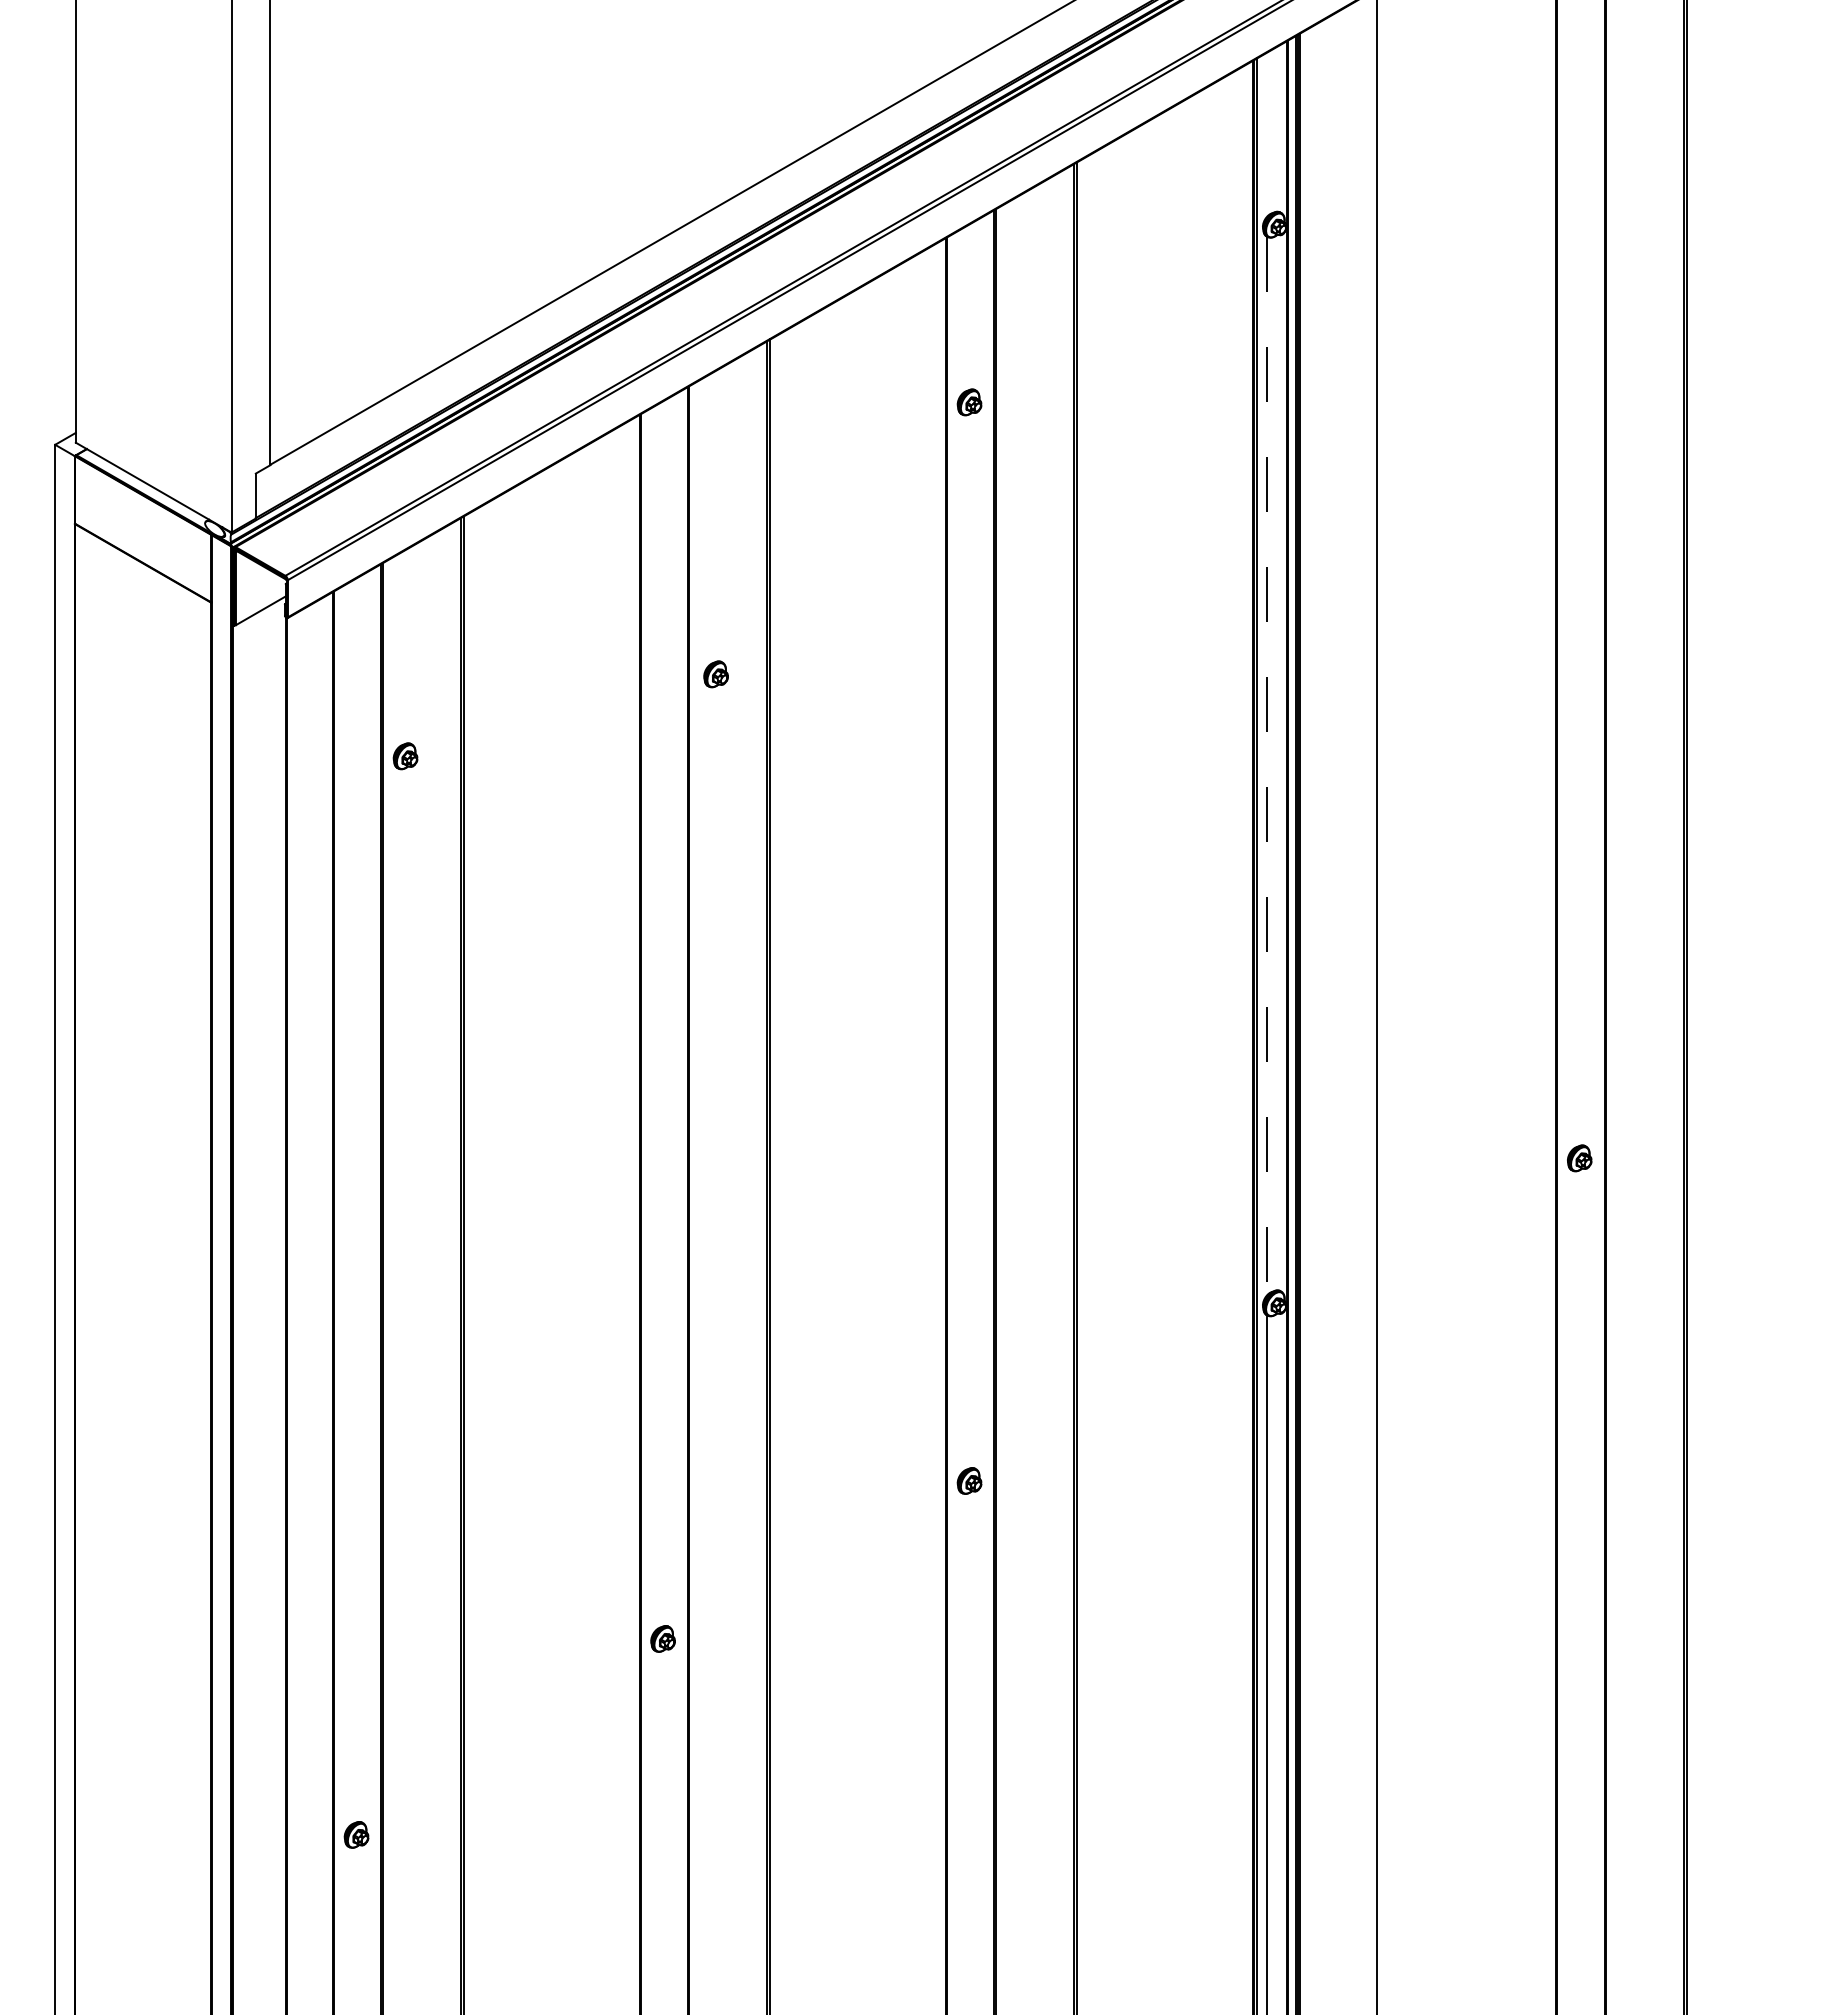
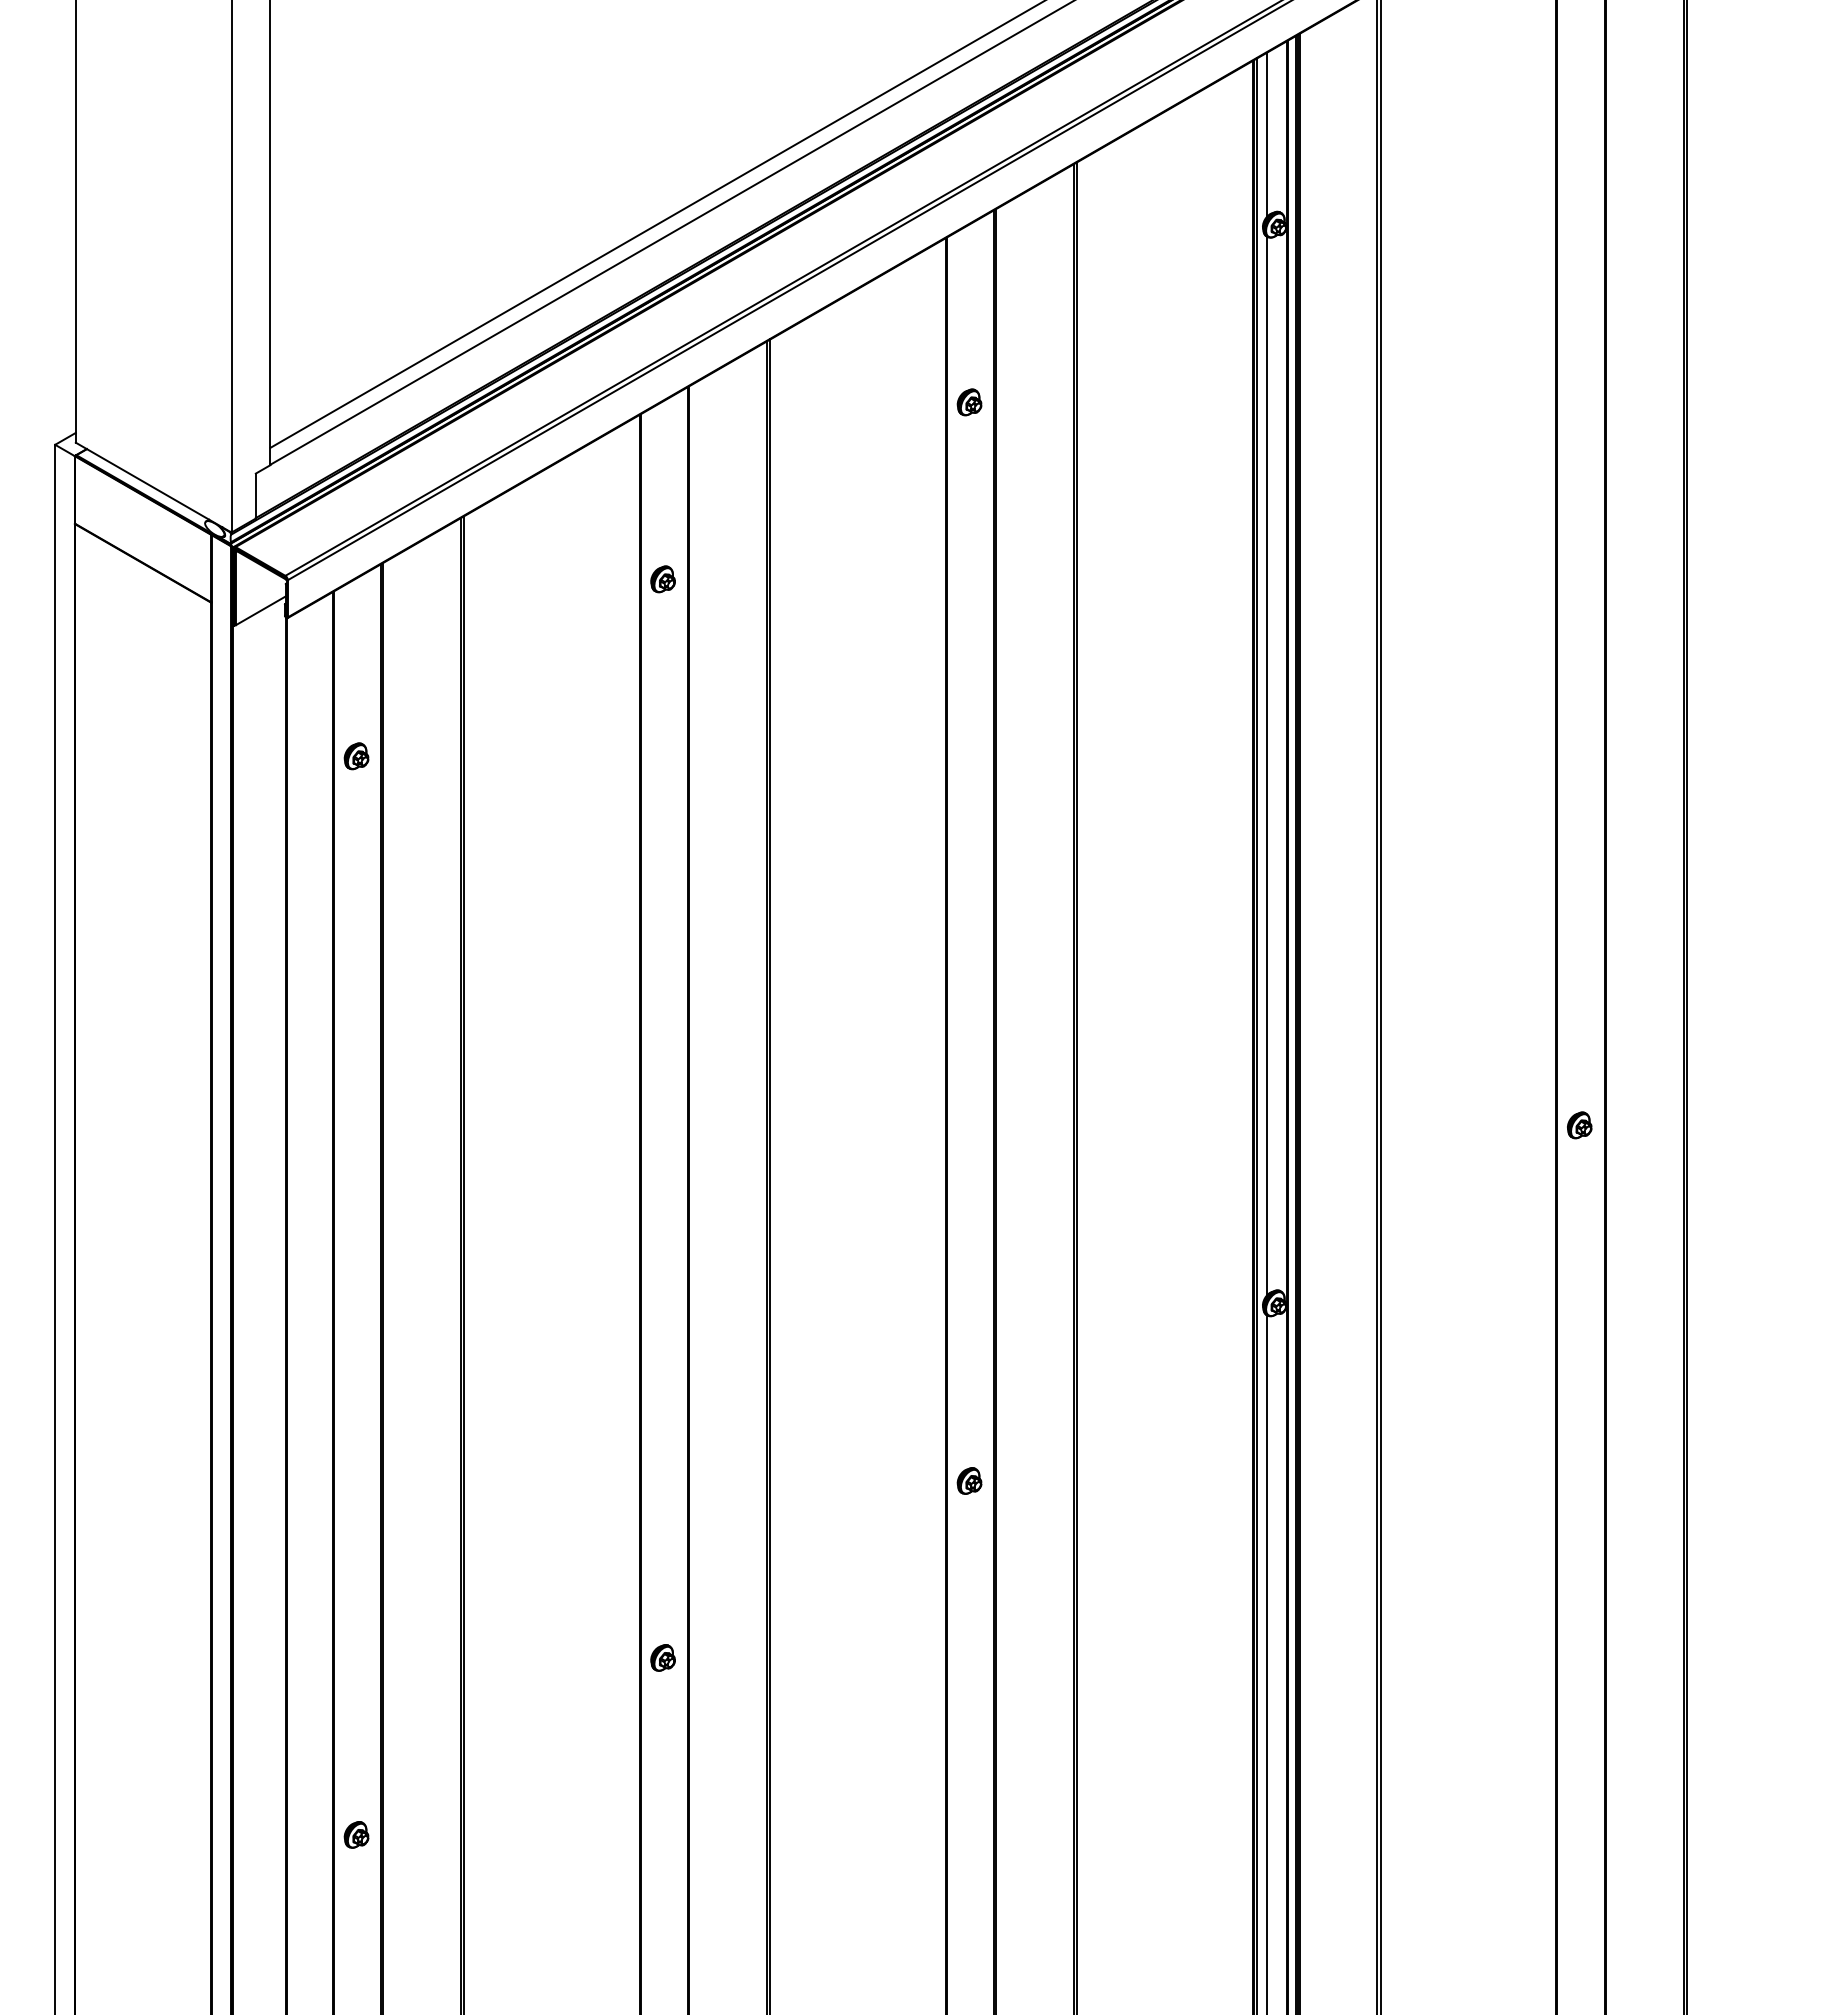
line: none -> present (1266, 134)
line: none -> present (656, 224)
part position: (715, 674) -> (662, 579) (662, 579)
part position: (405, 756) -> (356, 756) (356, 756)
line: dashed -> solid (1266, 766)
line: none -> present (1380, 1006)
part position: (1579, 1158) -> (1579, 1125) (1579, 1125)
part position: (662, 1638) -> (662, 1657) (662, 1657)
